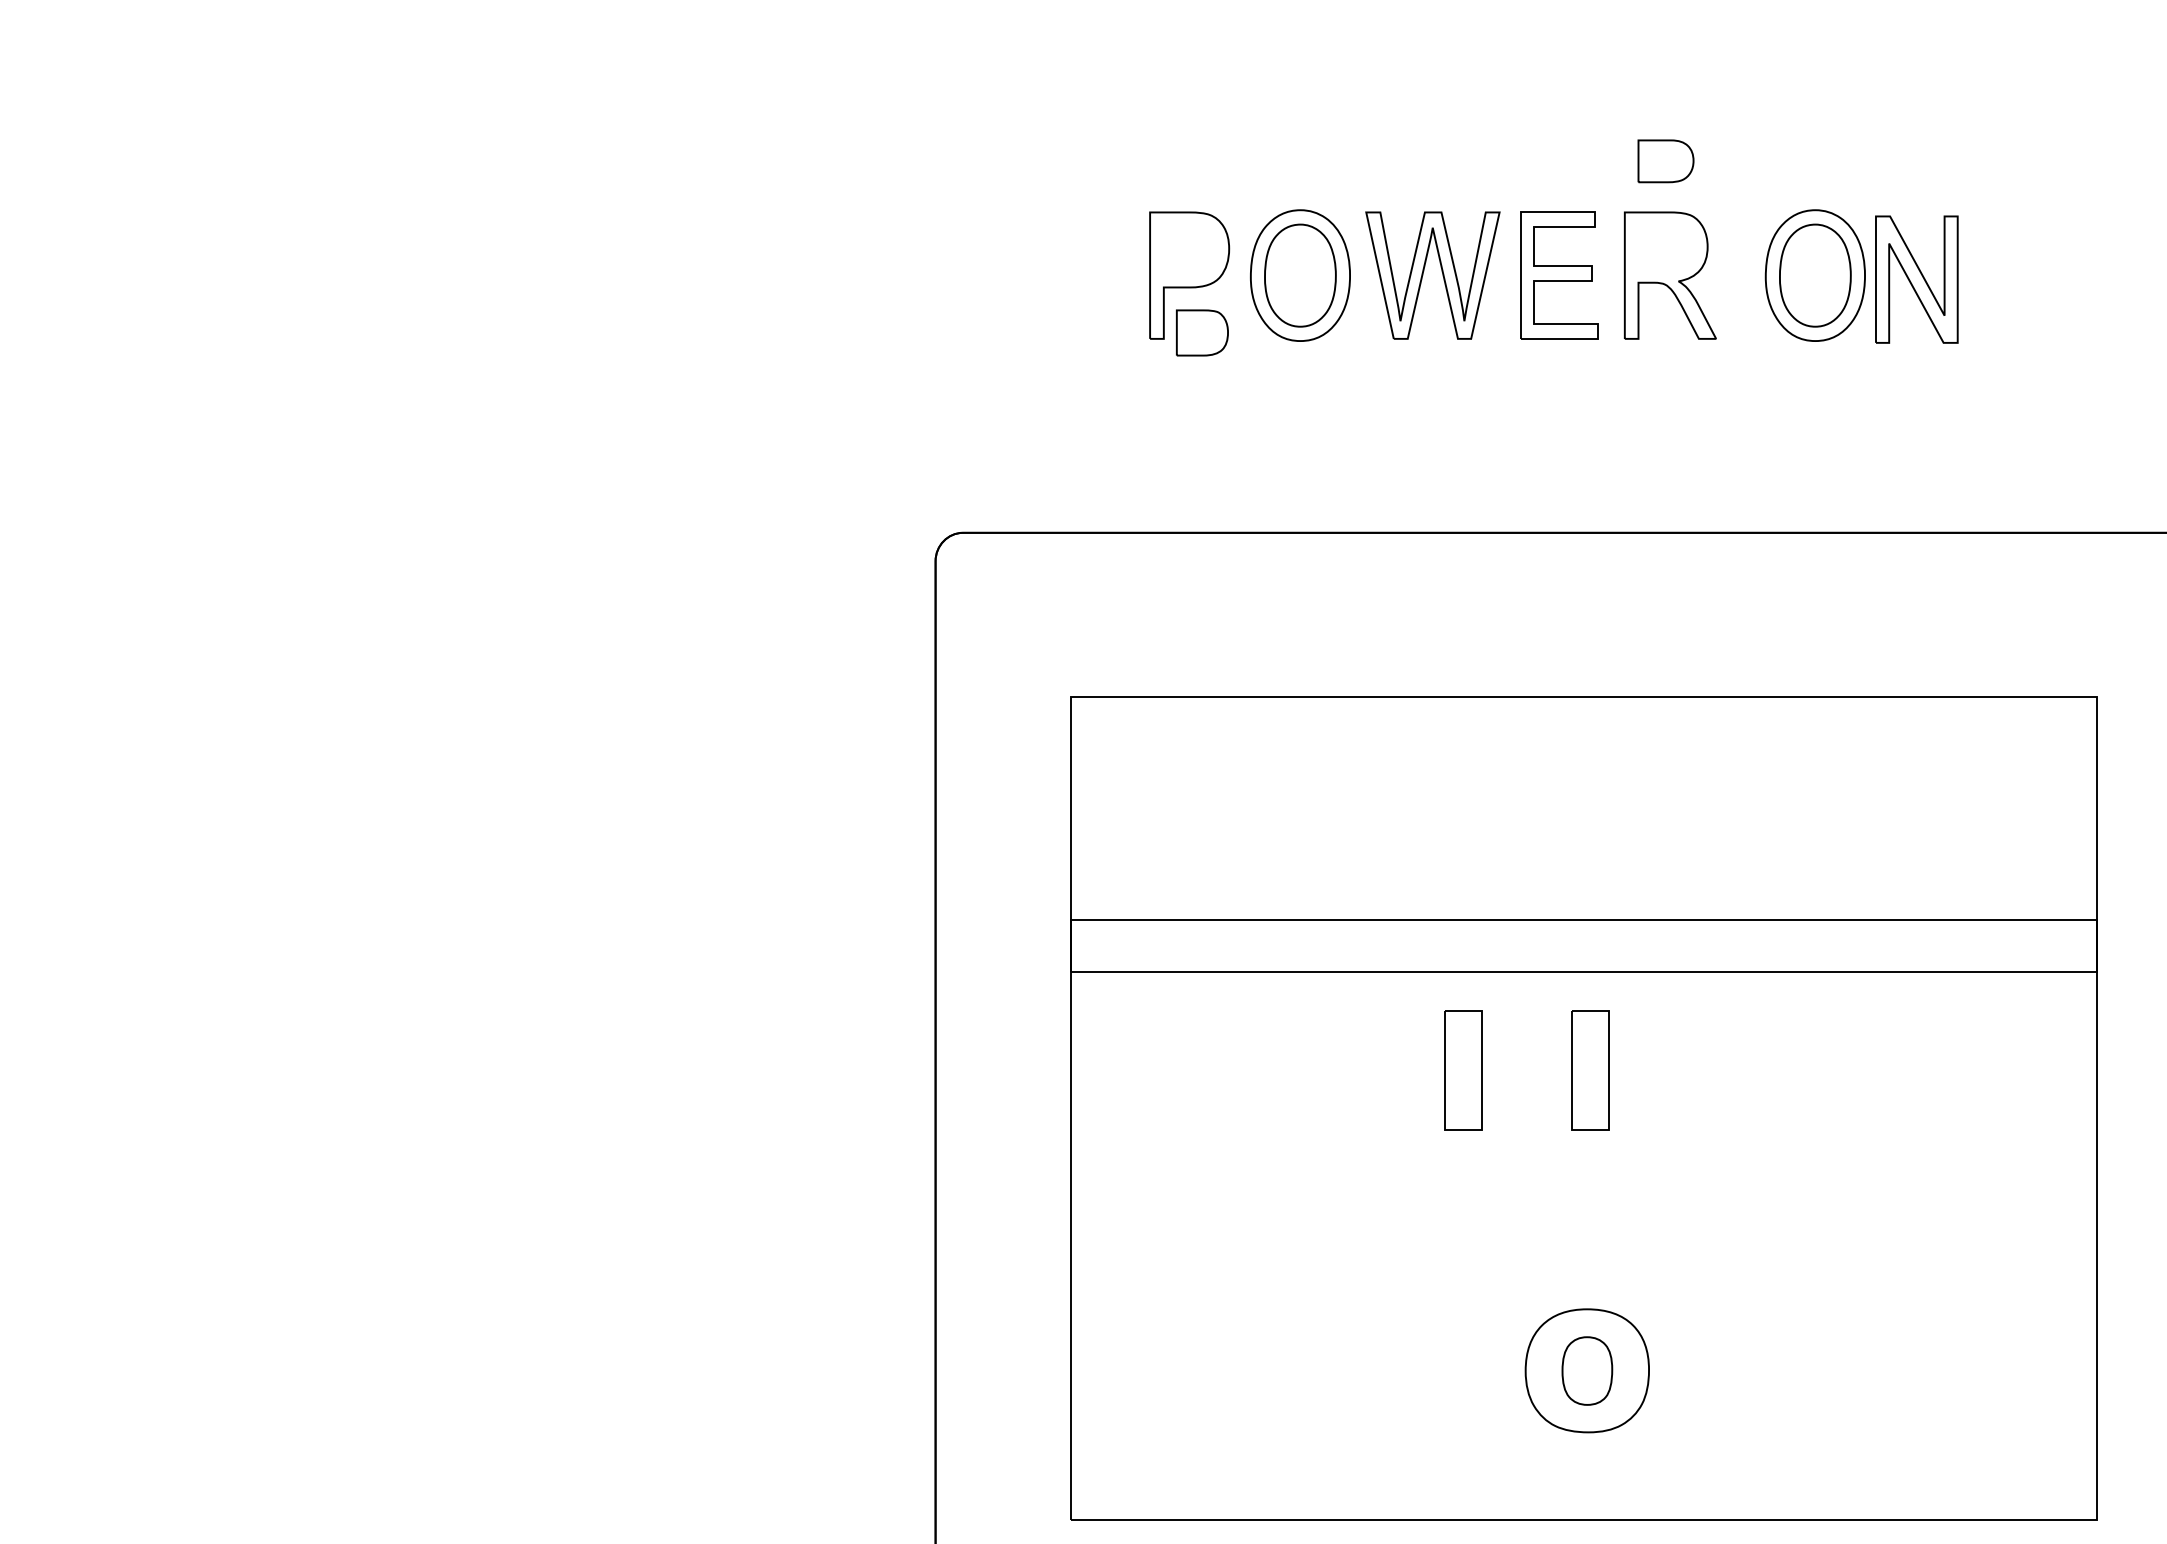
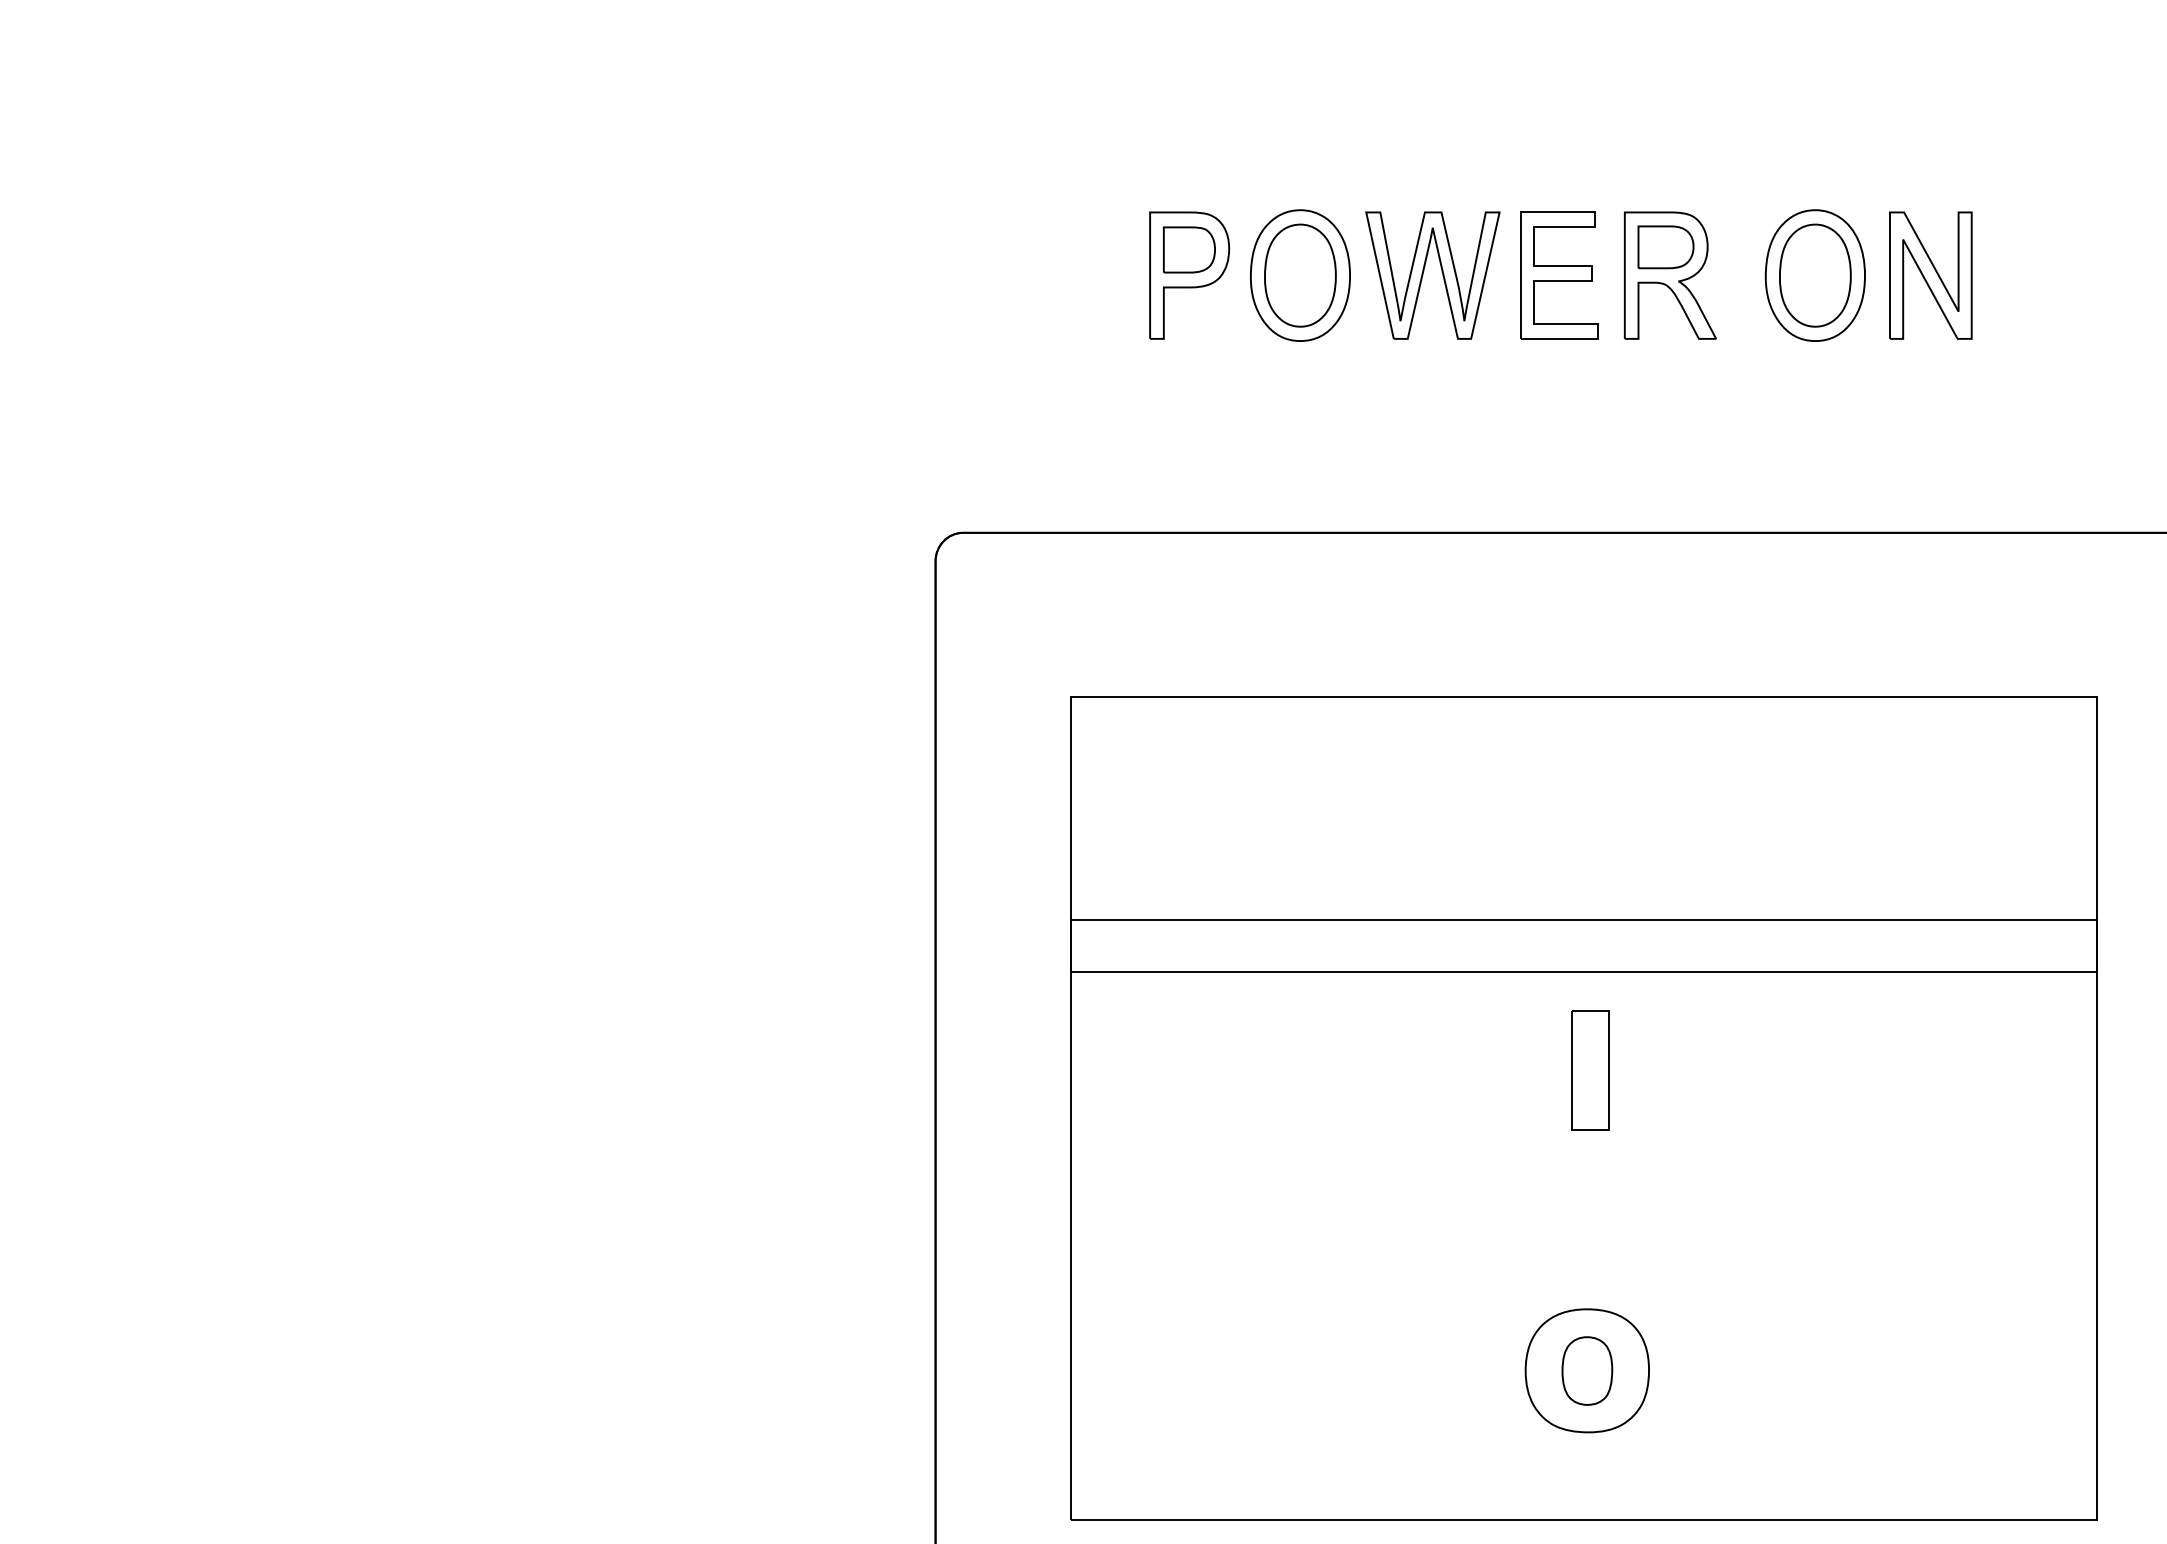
part position: (1665, 161) -> (1665, 247) (1665, 247)
part position: (1916, 279) -> (1930, 275) (1930, 275)
part position: (1202, 332) -> (1189, 249) (1189, 249)
part: present -> none (1463, 1070)
